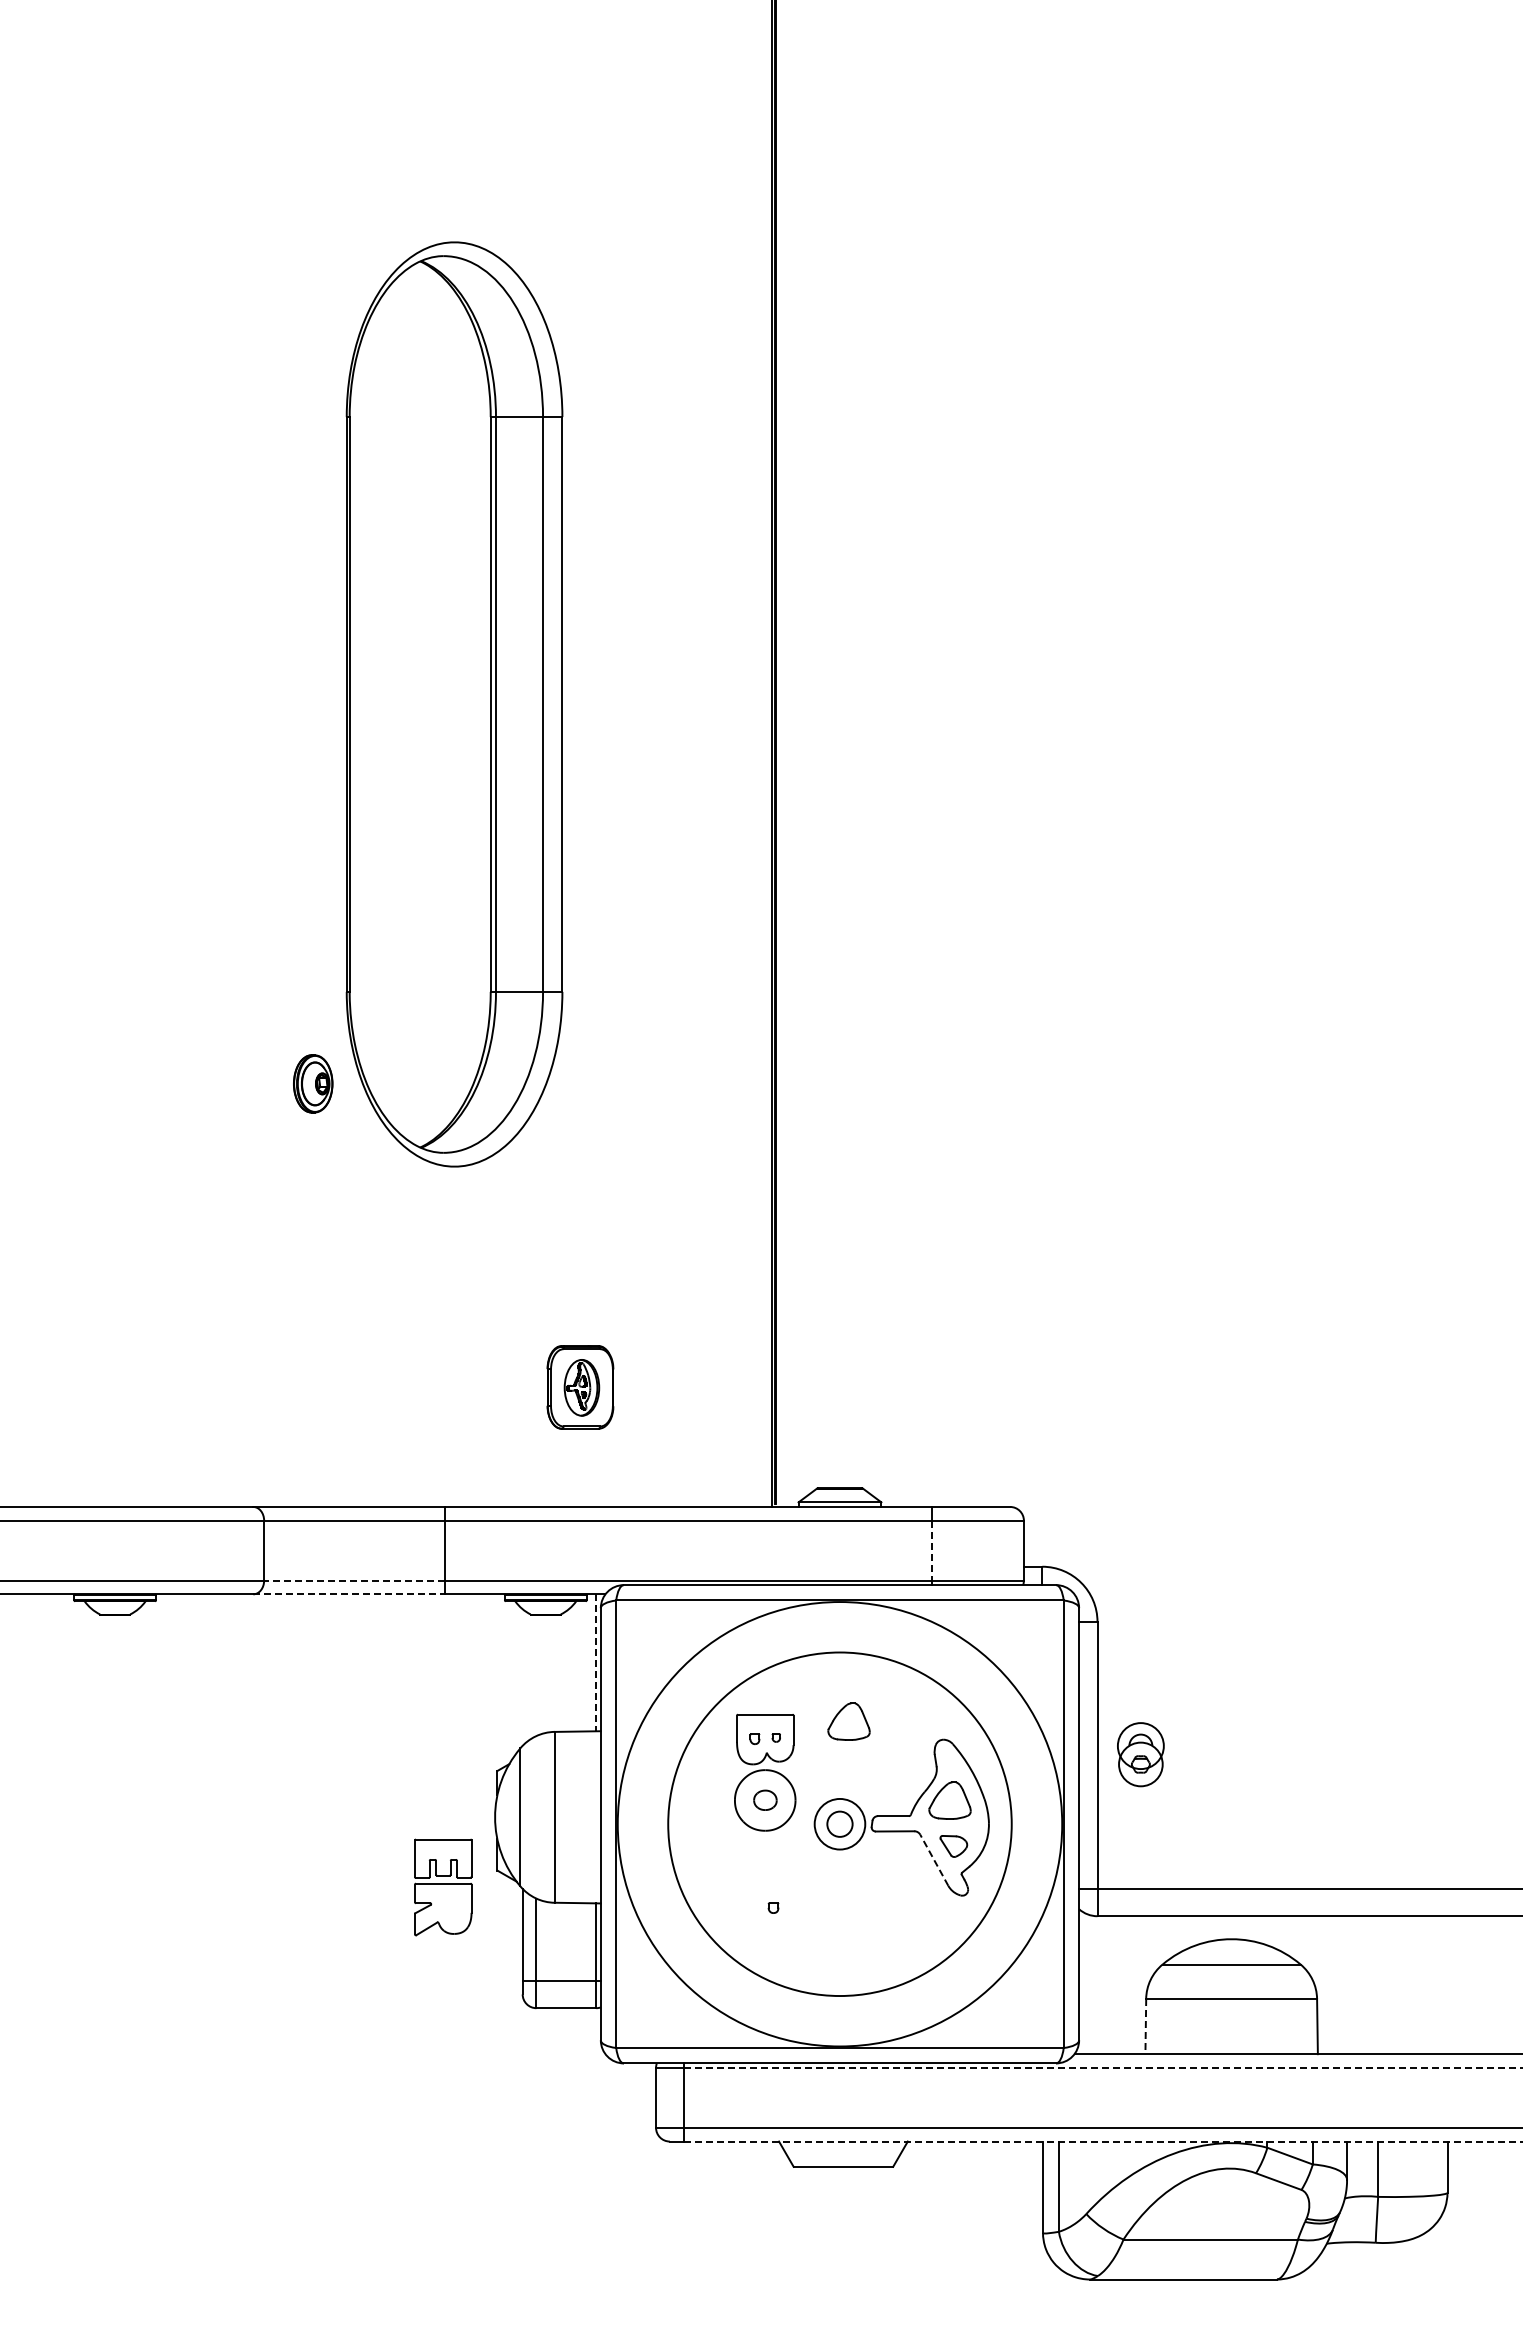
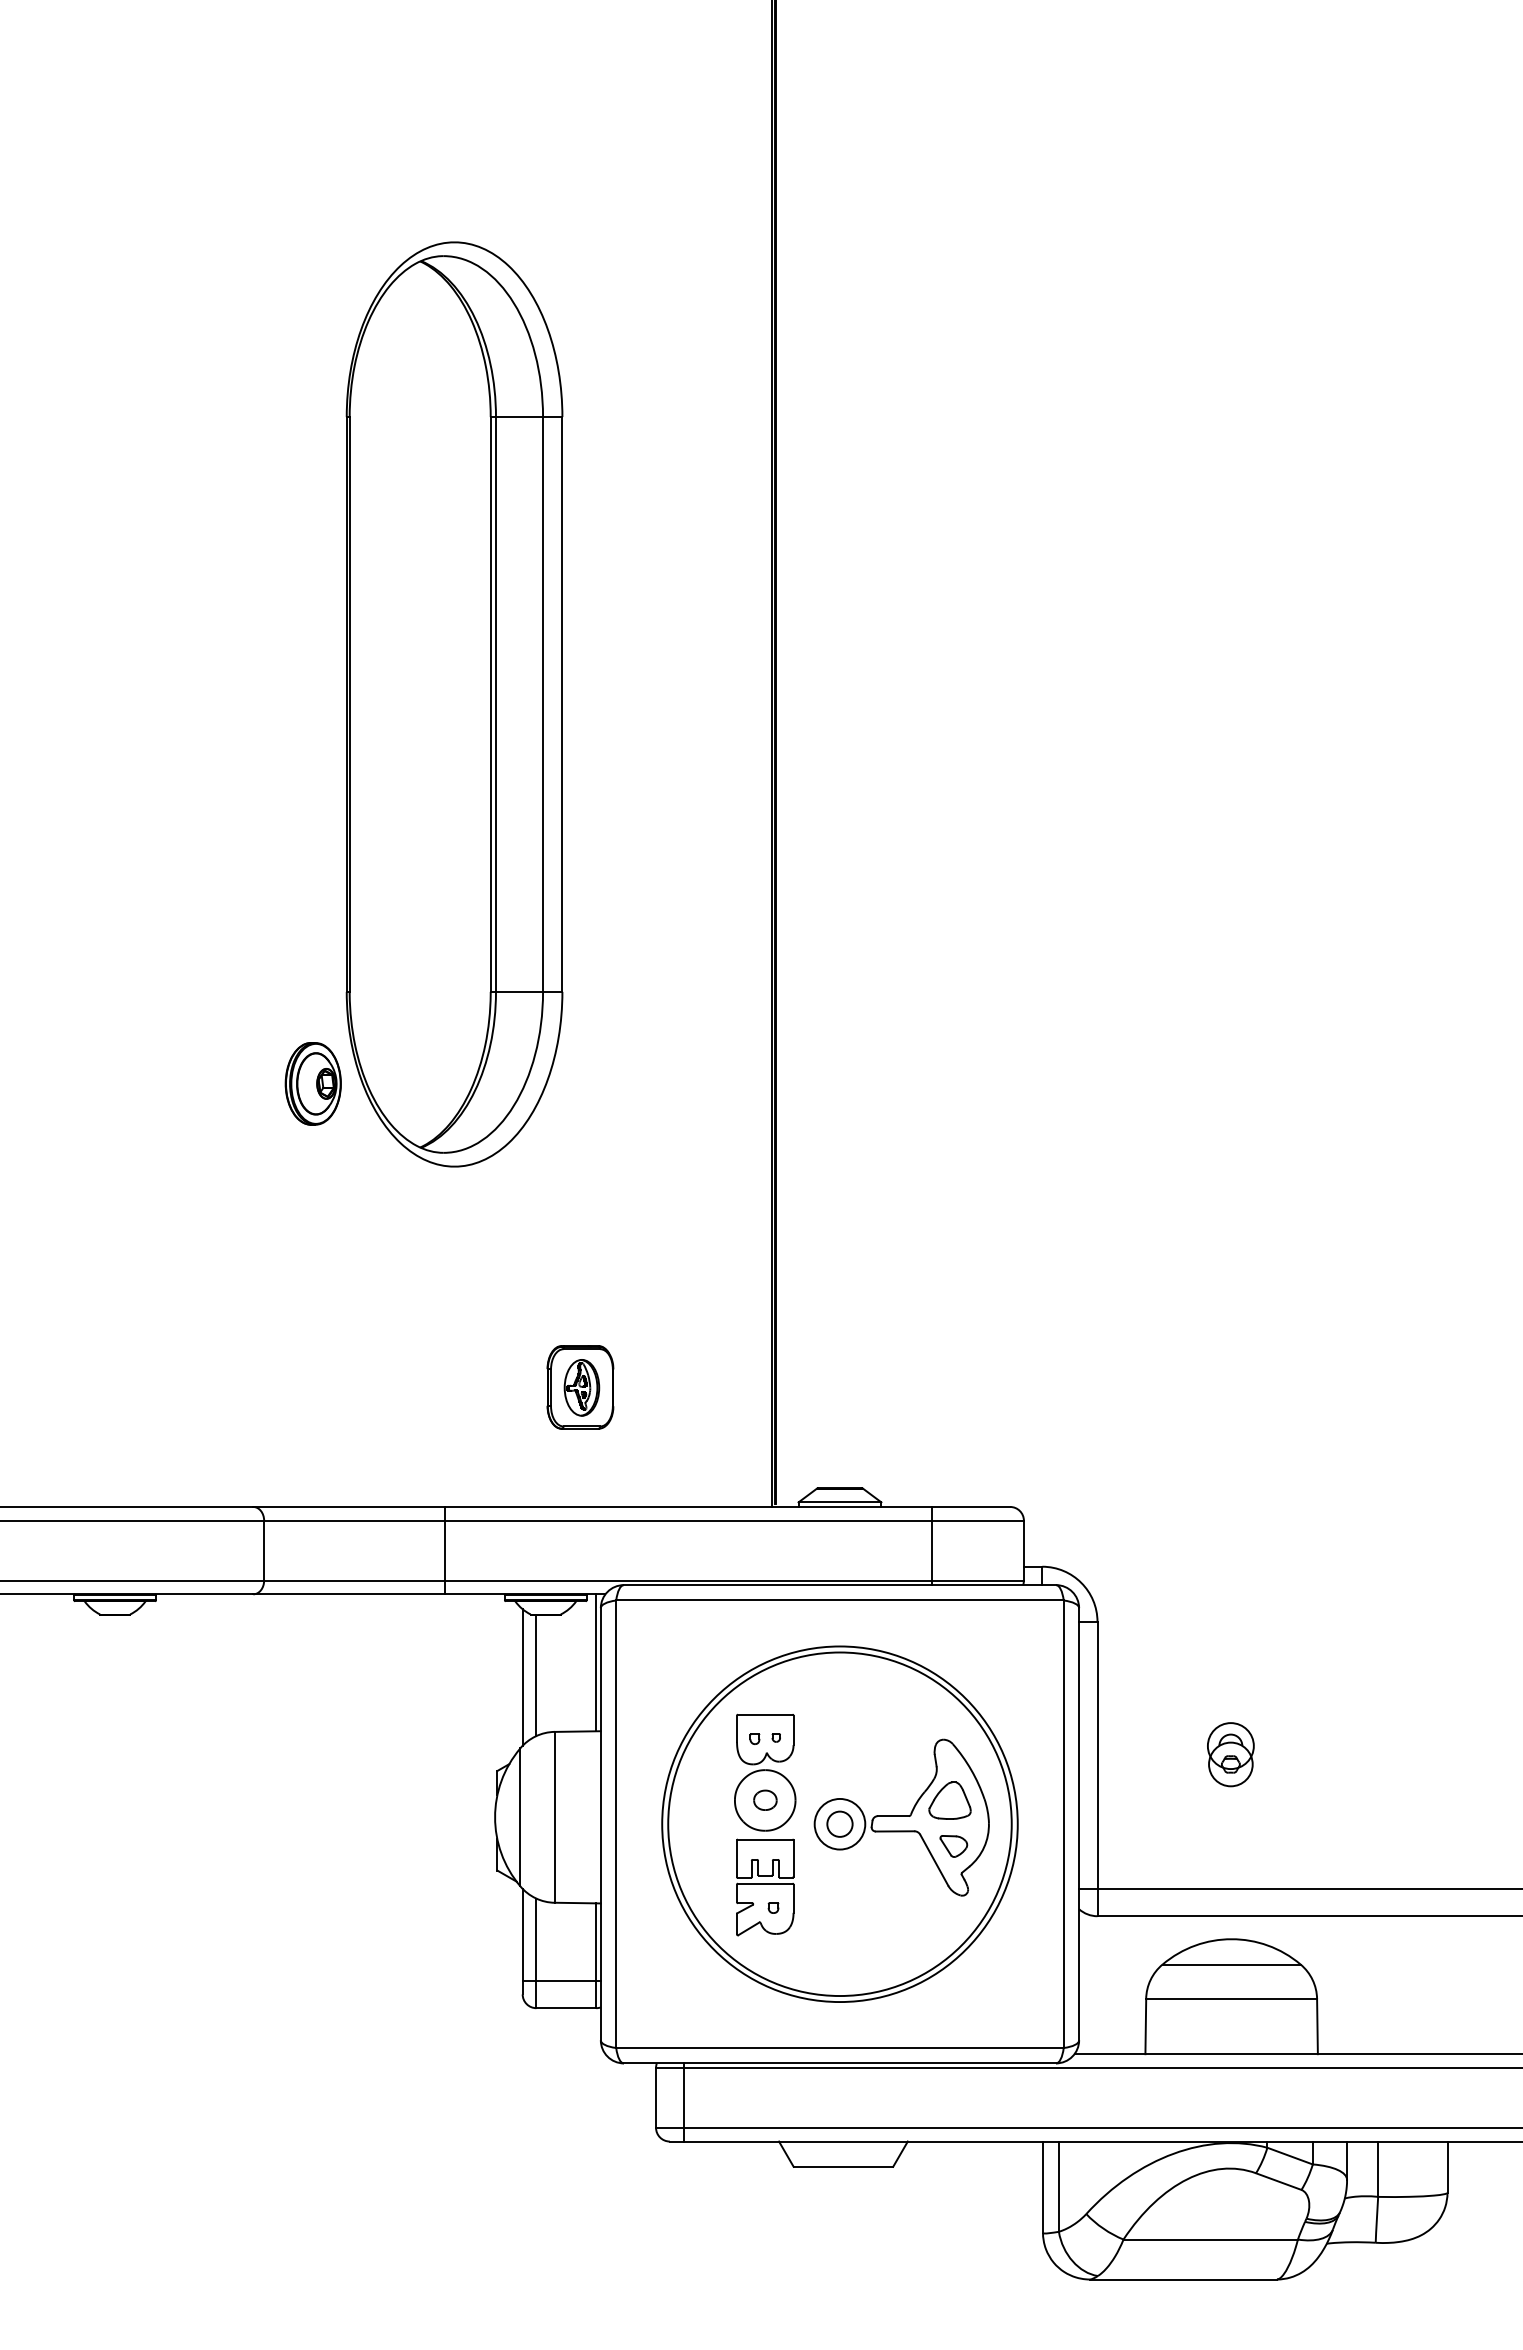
part size: 41x60 px -> 58x84 px (312, 1083)
line: dashed -> solid (931, 1550)
line: dashed -> solid (354, 1580)
line: dashed -> solid (349, 1594)
line: dashed -> solid (596, 1663)
line: none -> present (536, 1675)
line: none -> present (522, 1677)
part: present -> none (848, 1721)
part position: (1140, 1754) -> (1230, 1754) (1230, 1754)
circle diameter: 444 px -> 356 px (839, 1824)
line: dashed -> solid (934, 1859)
part position: (443, 1887) -> (765, 1887) (765, 1887)
line: dashed -> solid (1145, 2026)
line: dashed -> solid (1103, 2067)
line: dashed -> solid (1103, 2141)
